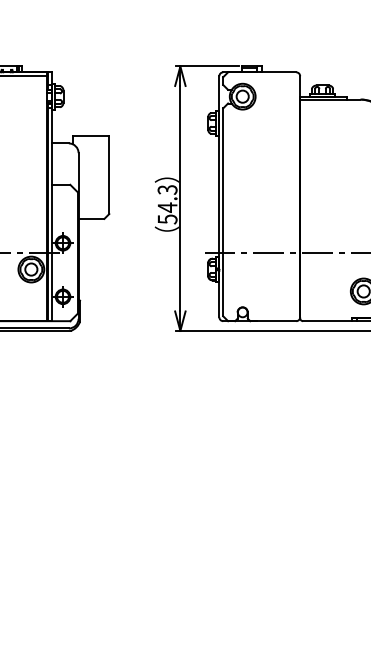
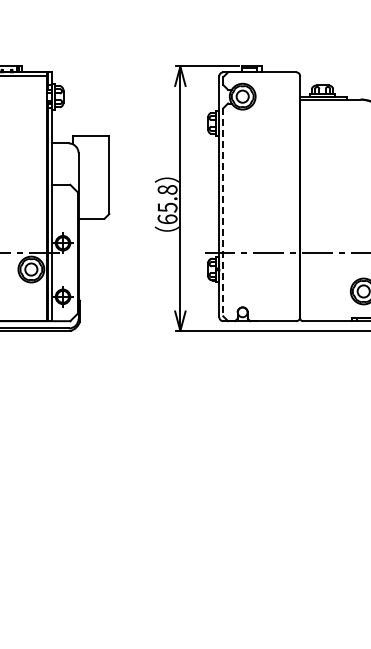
text: 54.3 -> 65.8 (167, 204)
line: solid -> dashed (223, 212)
